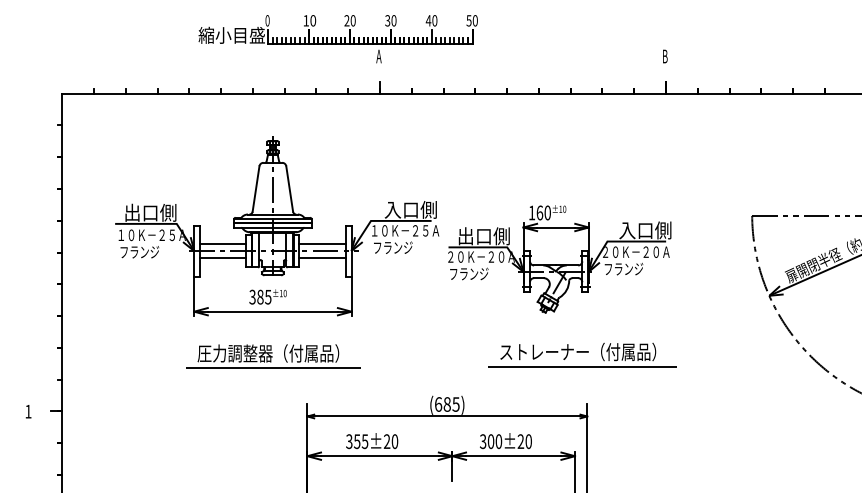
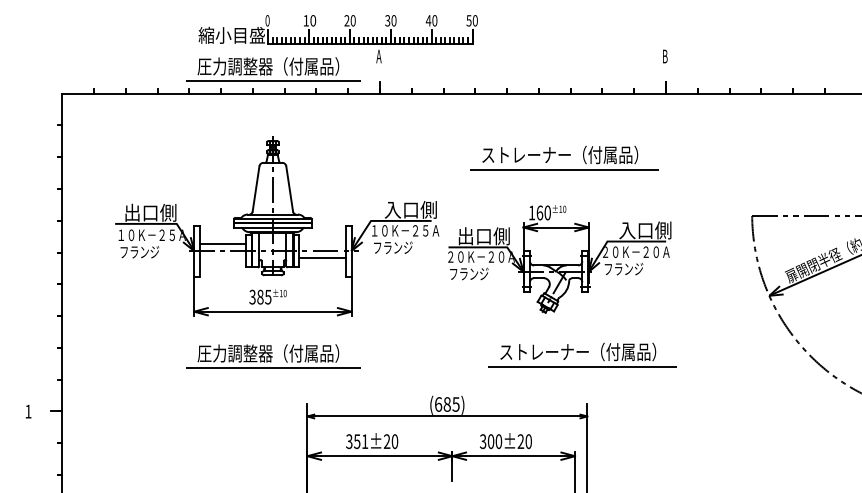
part: none -> present (273, 69)
part: none -> present (564, 157)
line: present -> none (322, 244)
line: present -> none (222, 258)
text: 355±20 -> 351±20 (364, 441)
